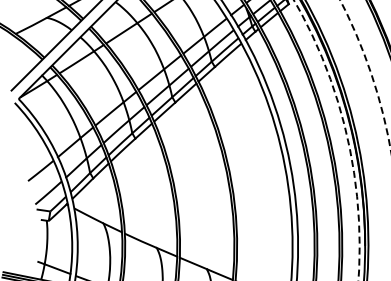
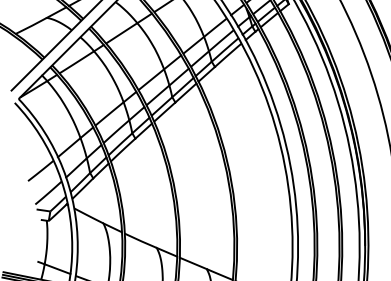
arc: dashed -> solid (371, 74)
arc: dashed -> solid (347, 135)
